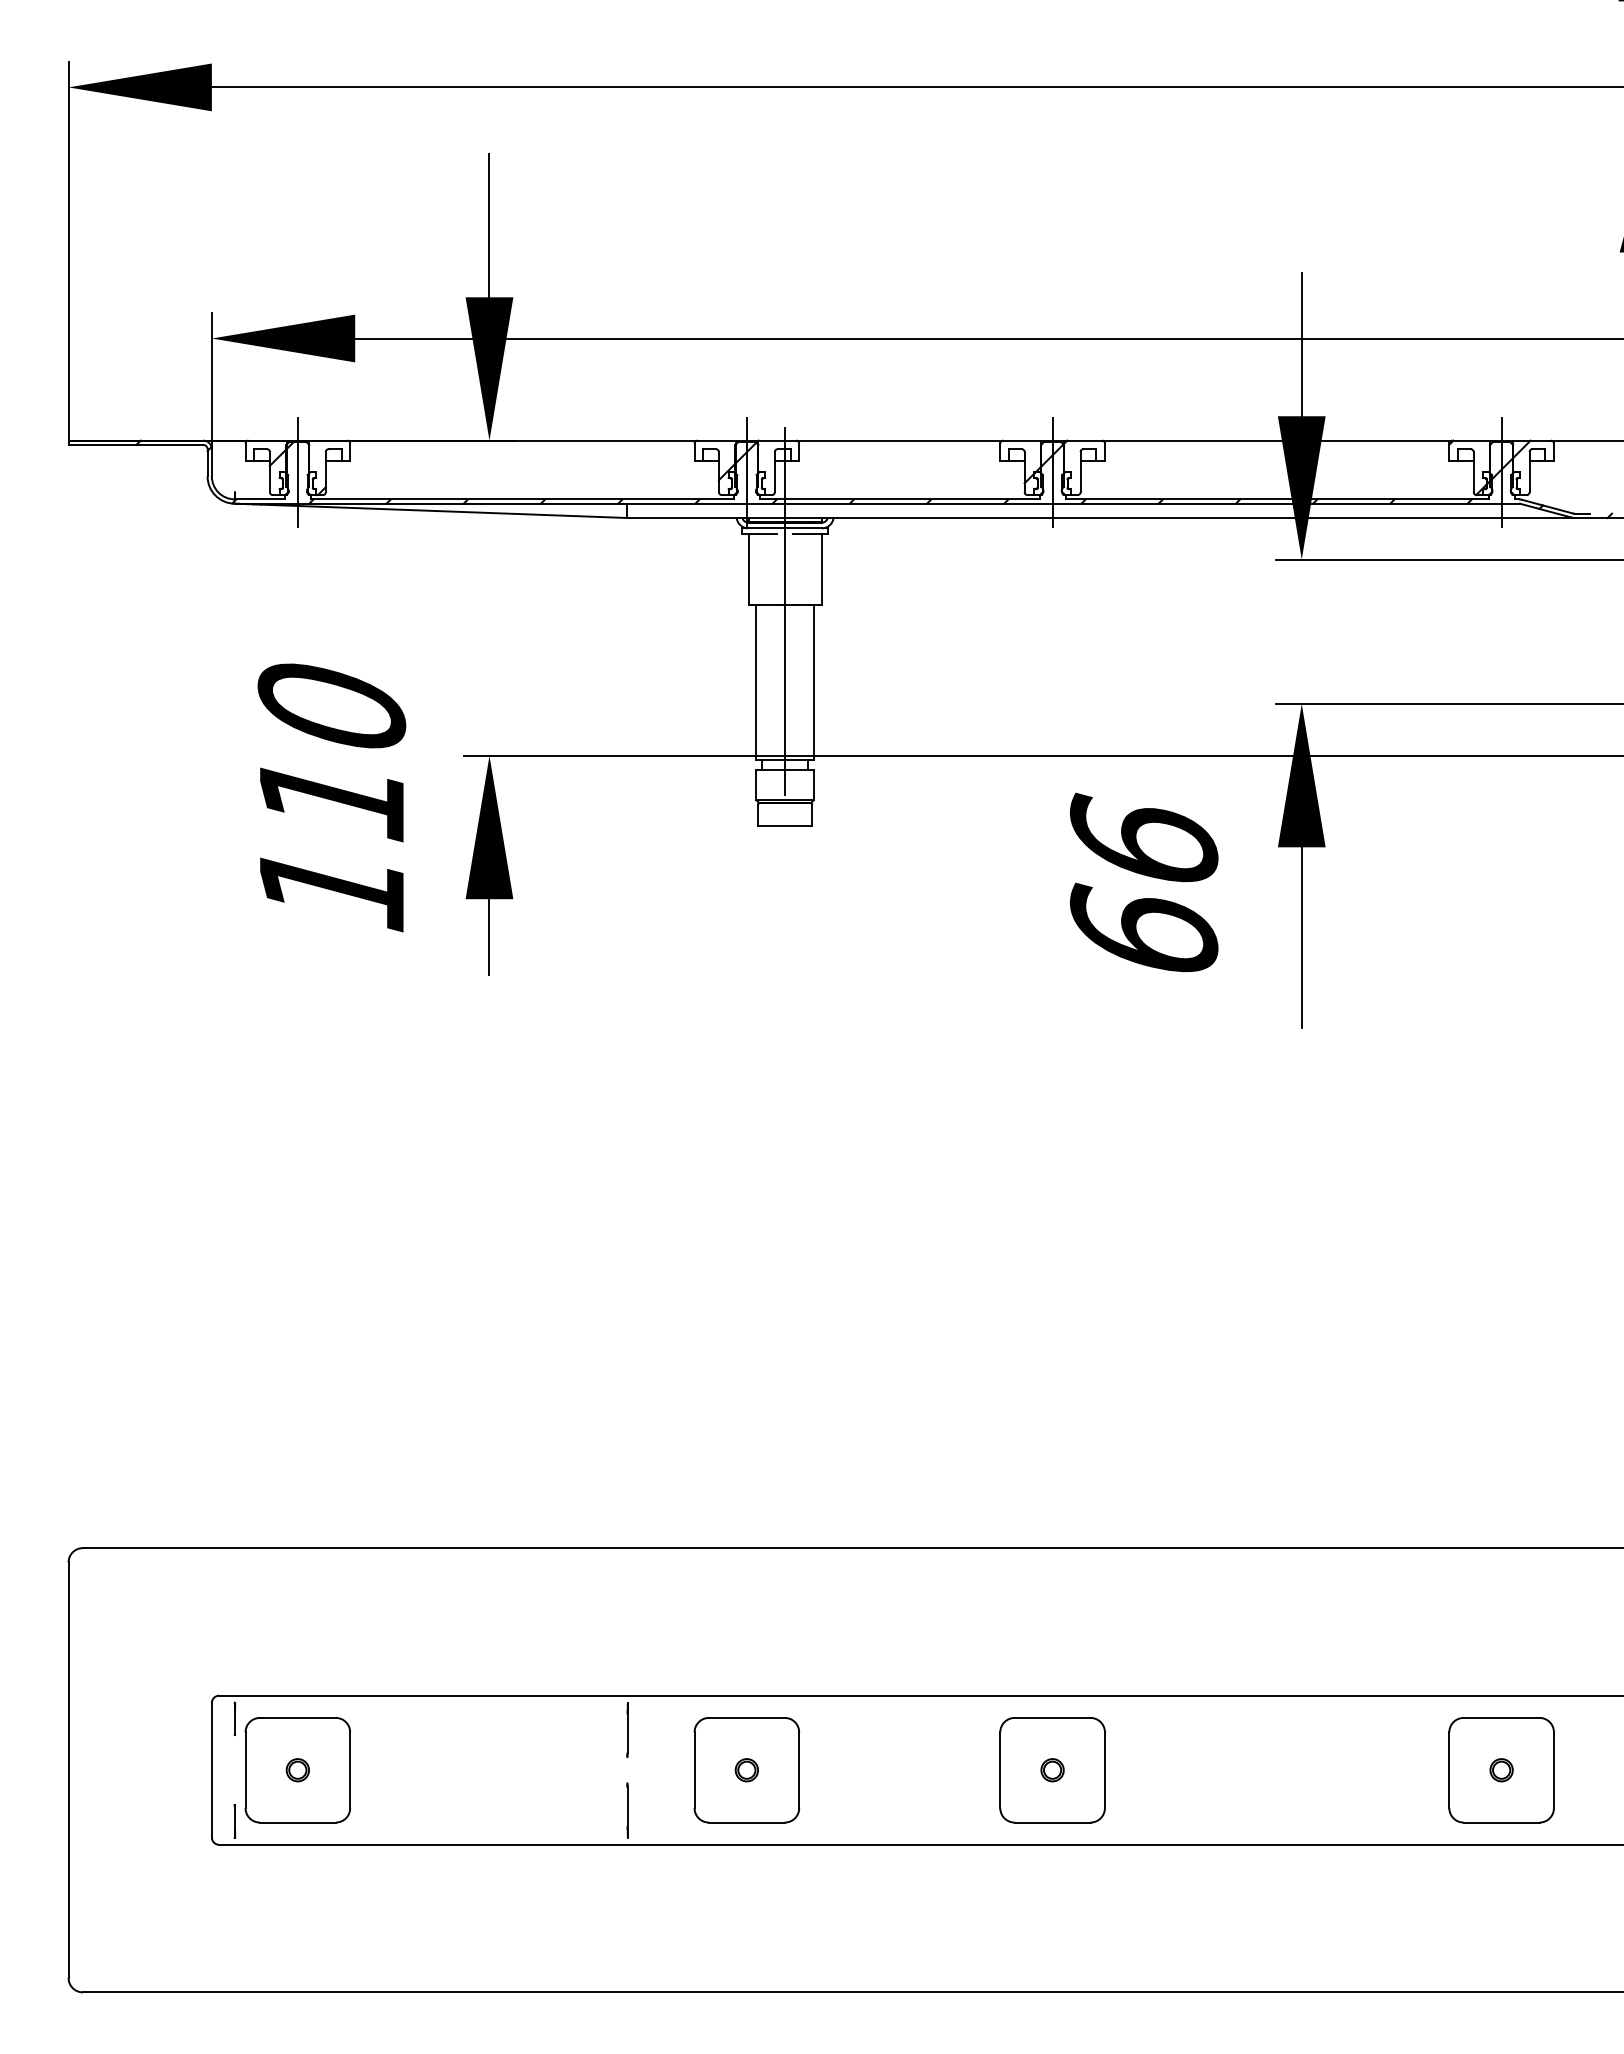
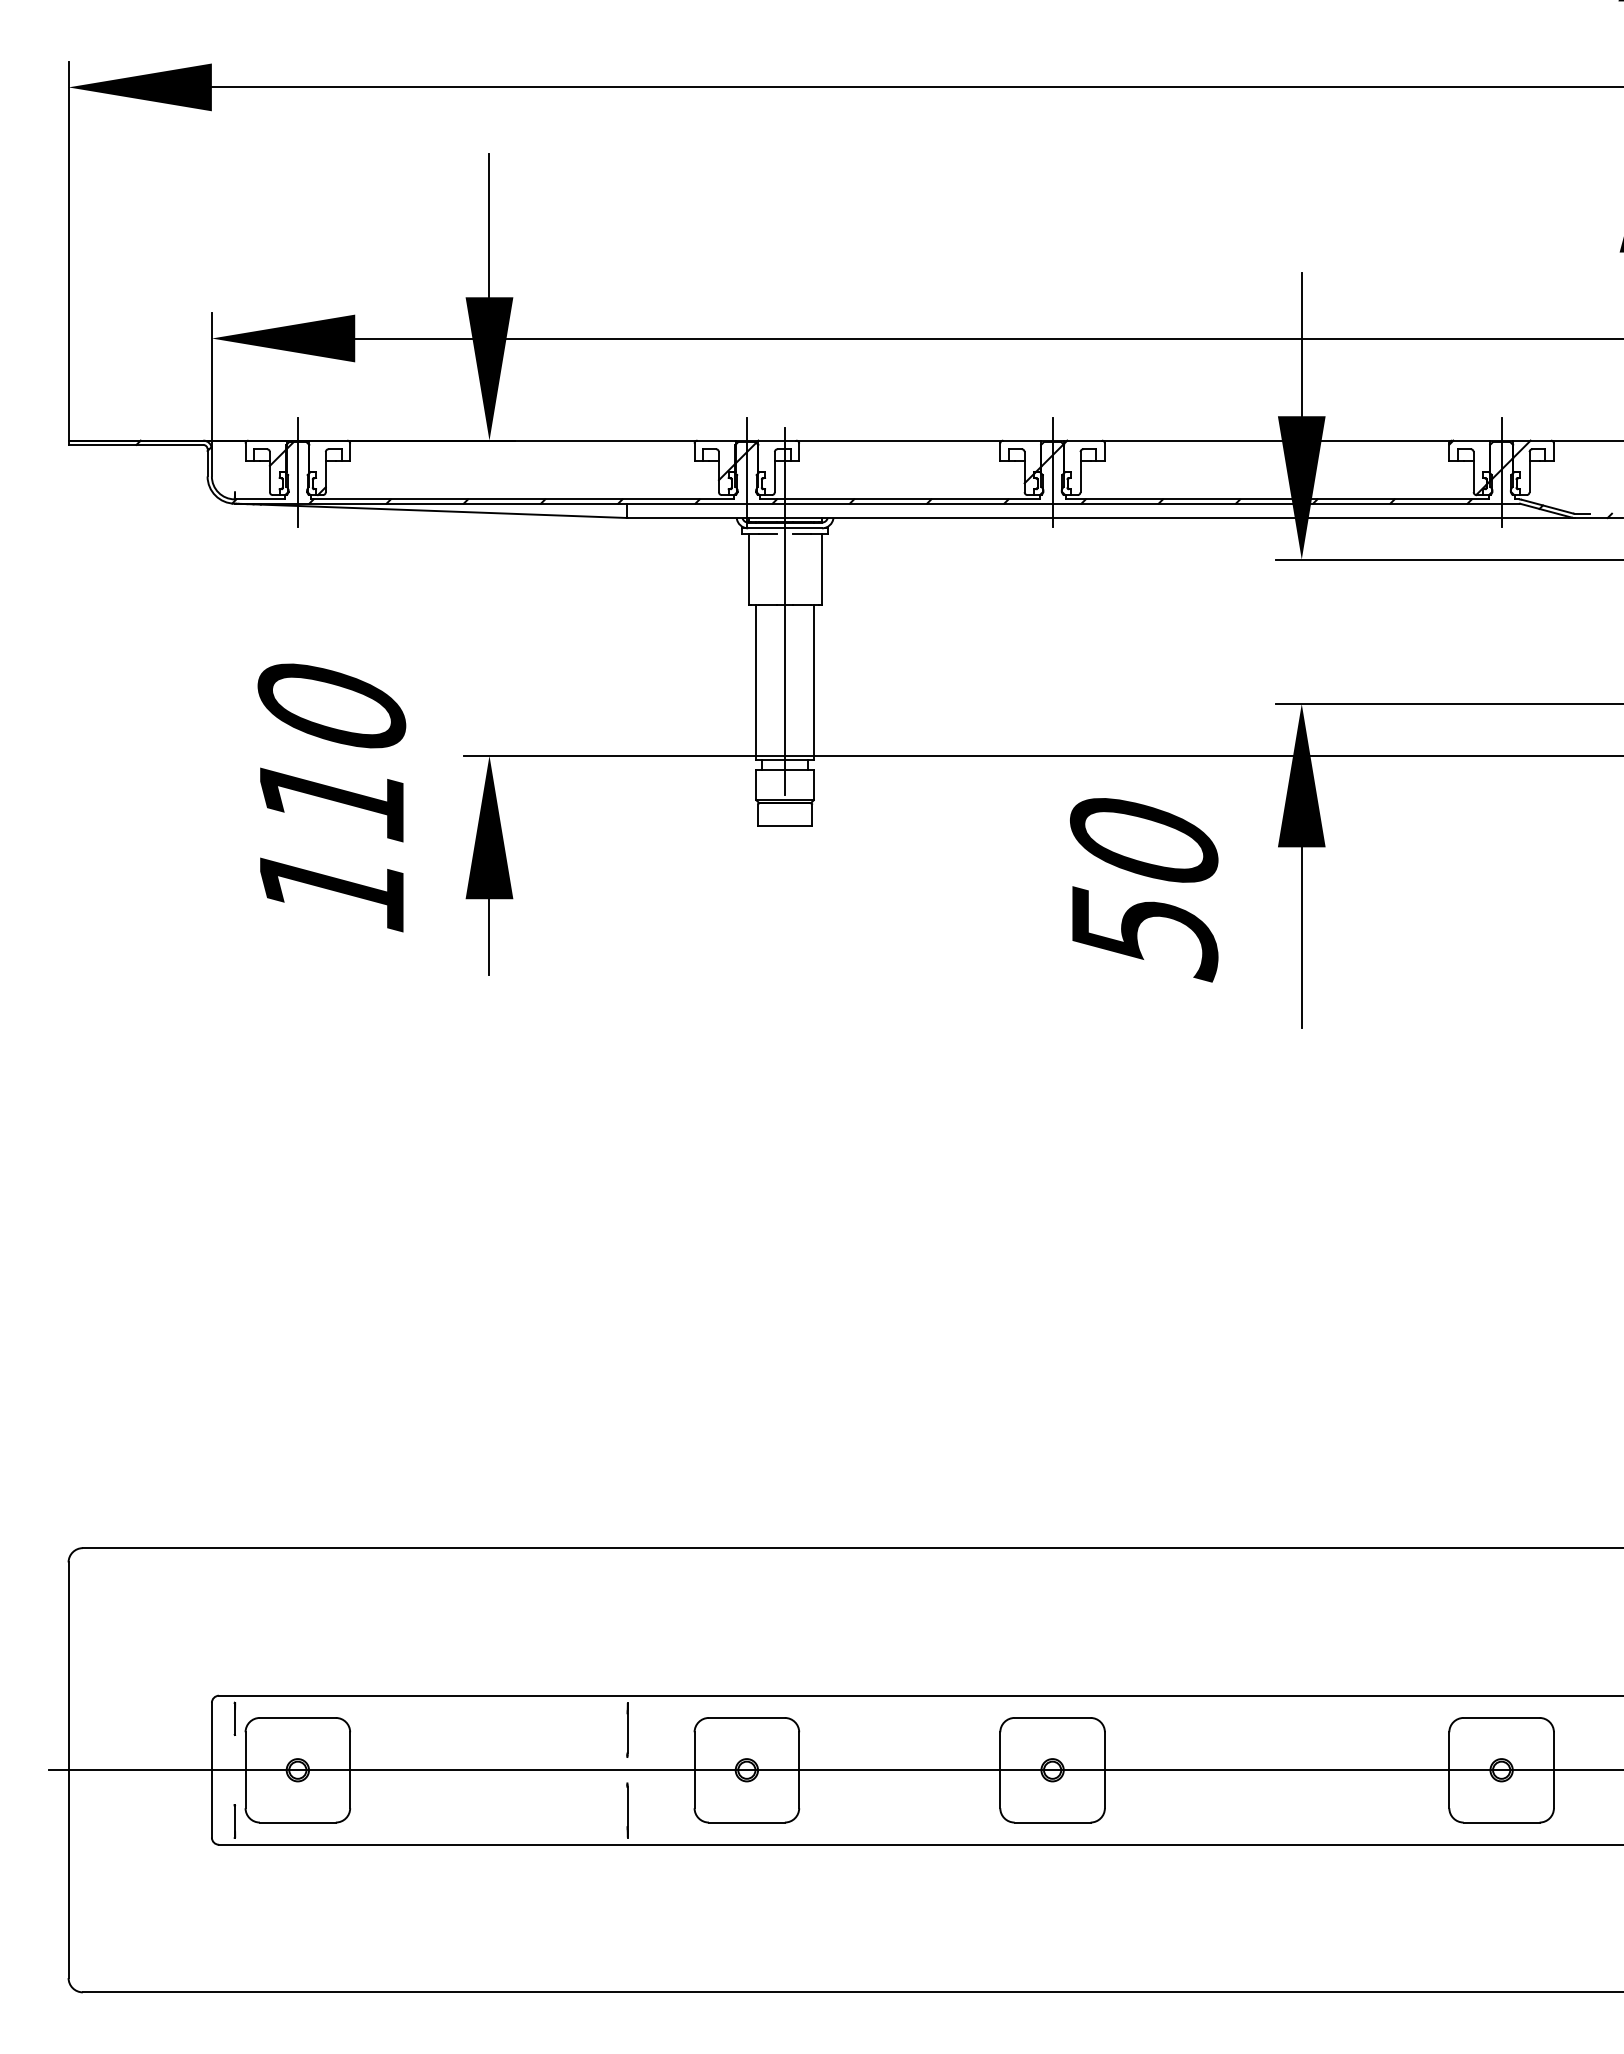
text: 66 -> 50 (1143, 887)
line: none -> present (834, 1770)
